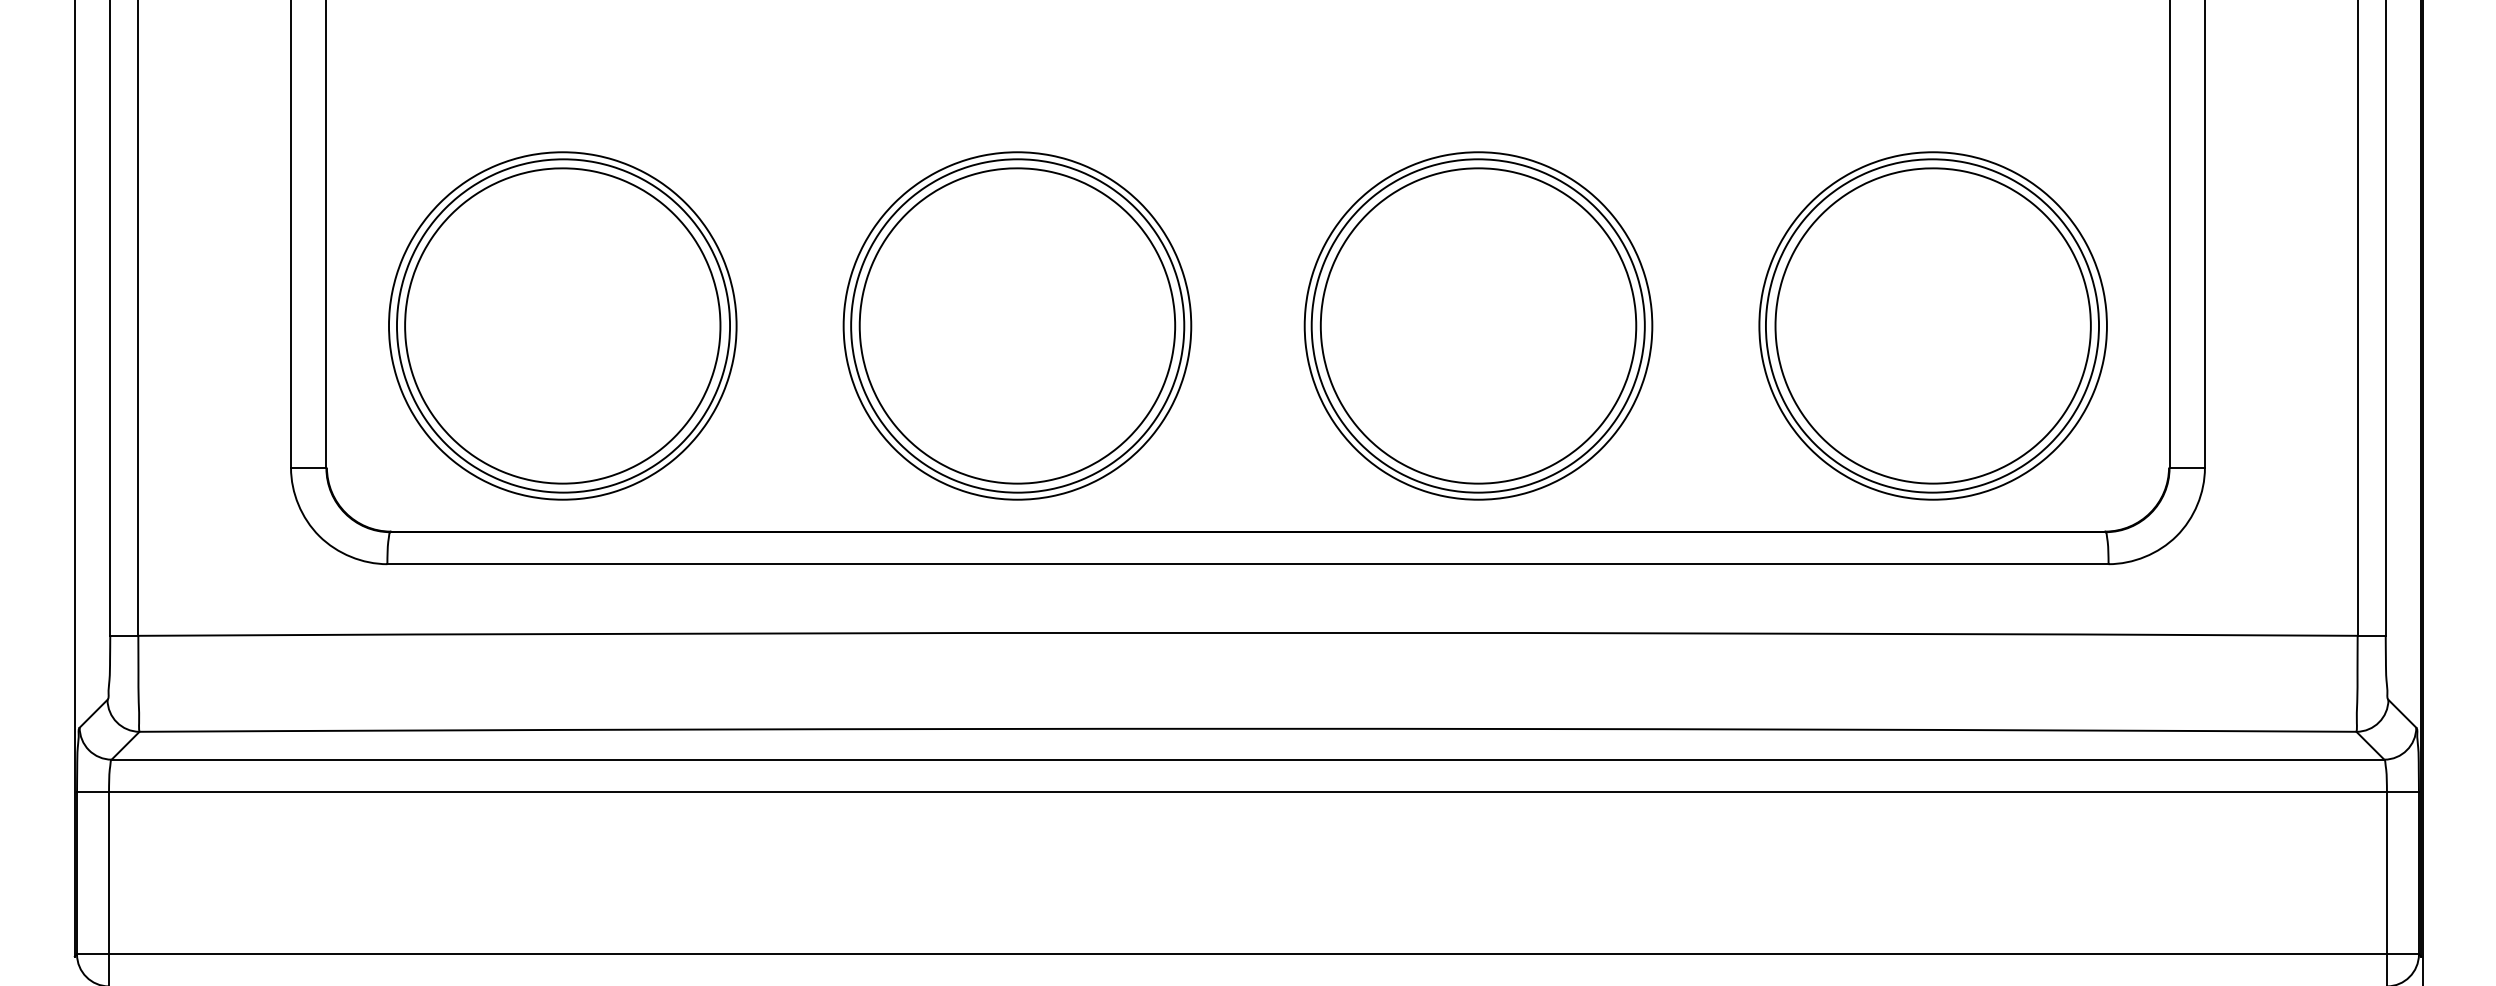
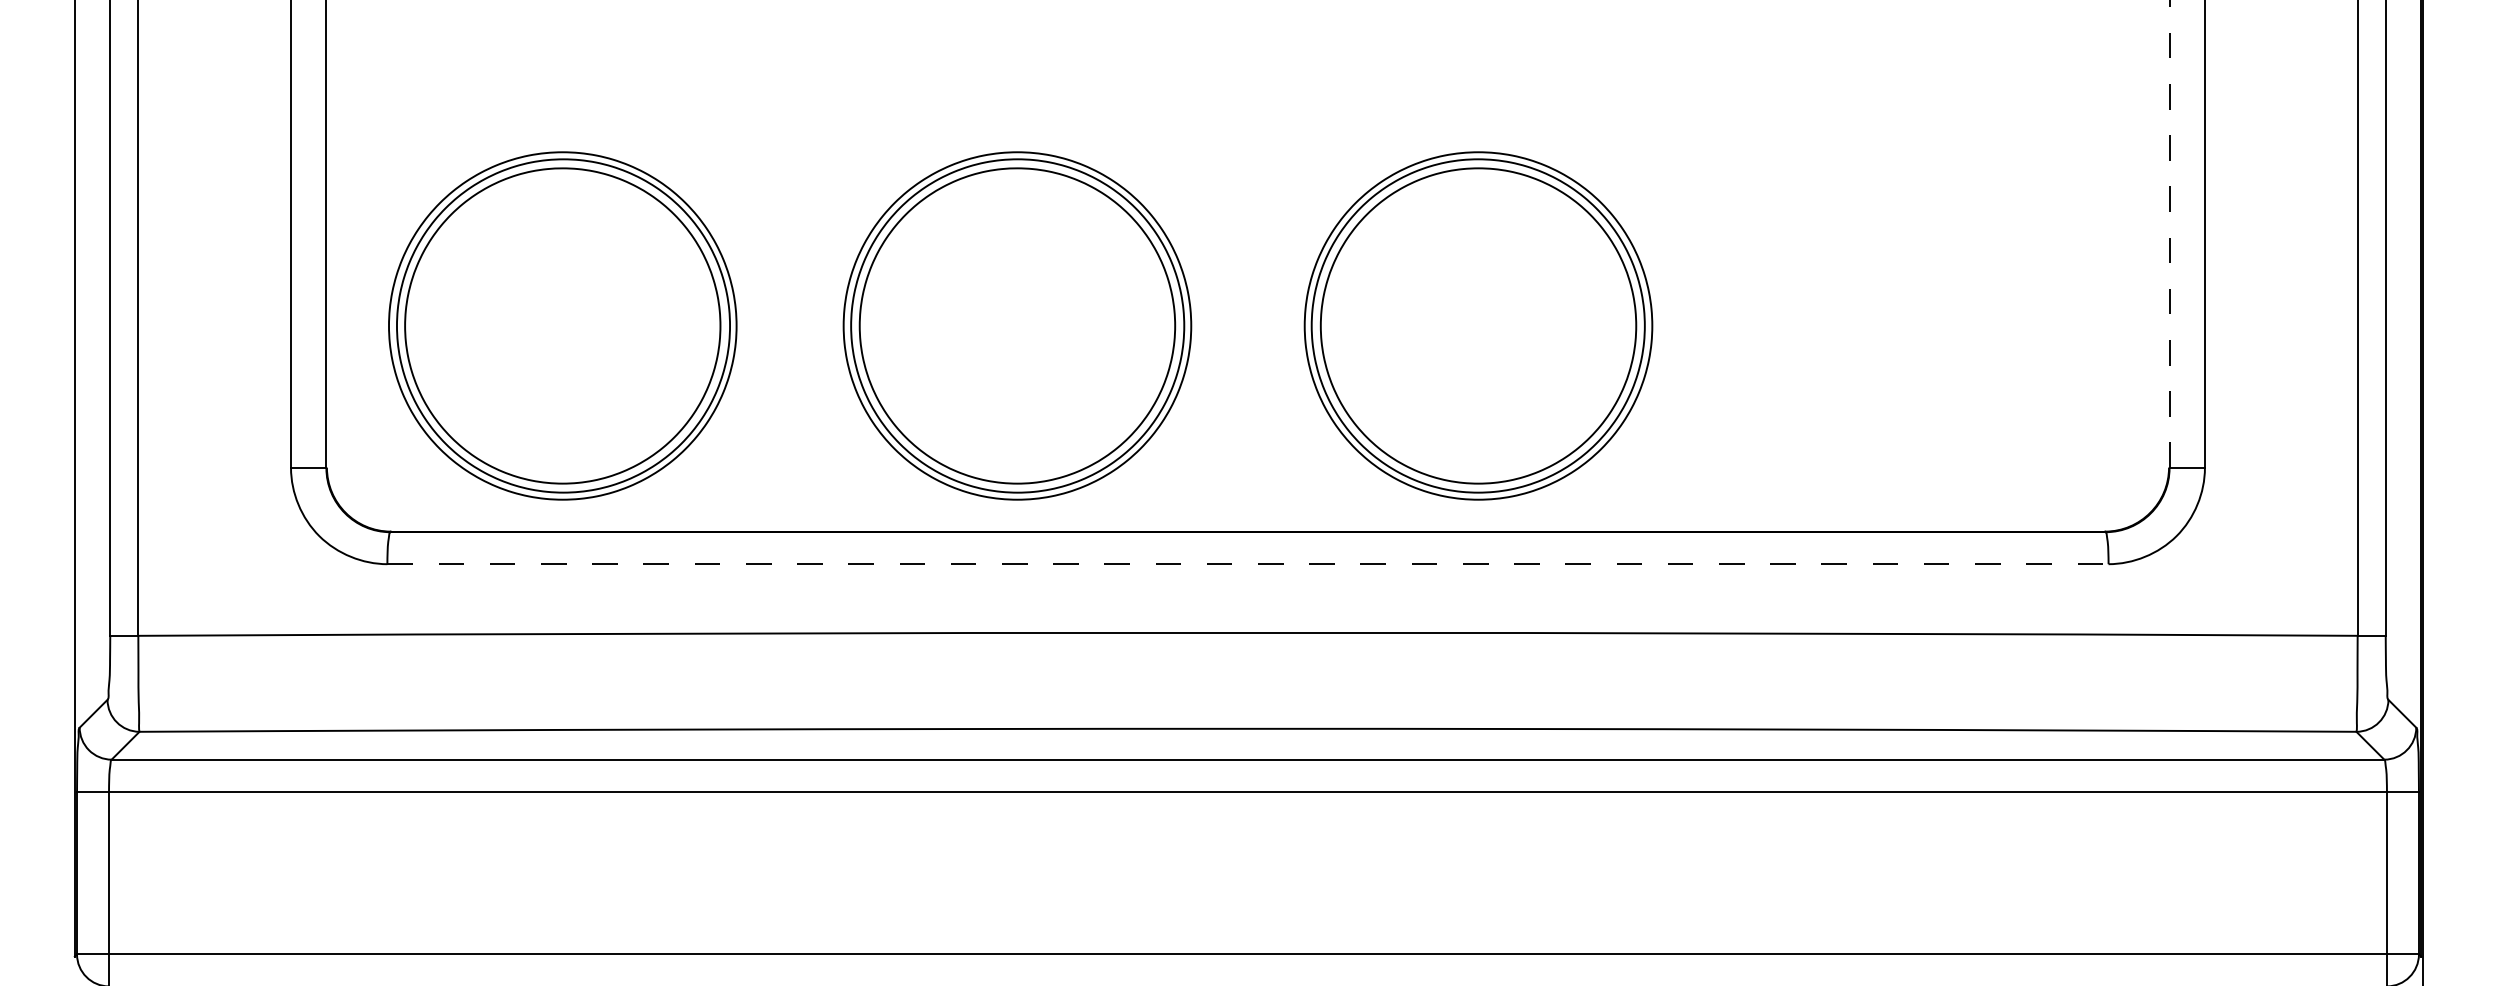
line: solid -> dashed (2169, 234)
part: present -> none (1932, 325)
line: solid -> dashed (1247, 564)
